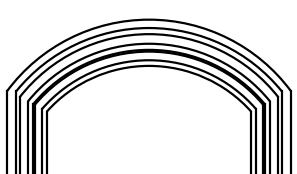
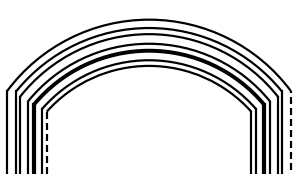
line: solid -> dashed (290, 132)
line: solid -> dashed (46, 142)
